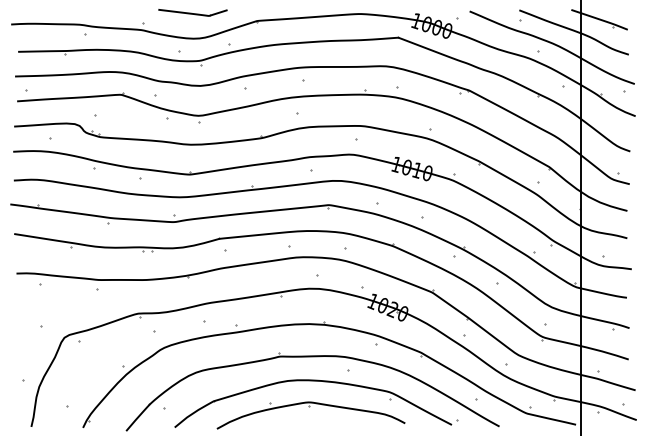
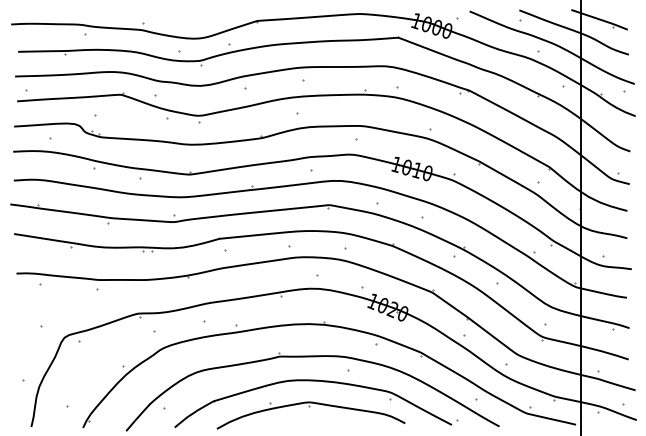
part: present -> none (192, 12)
